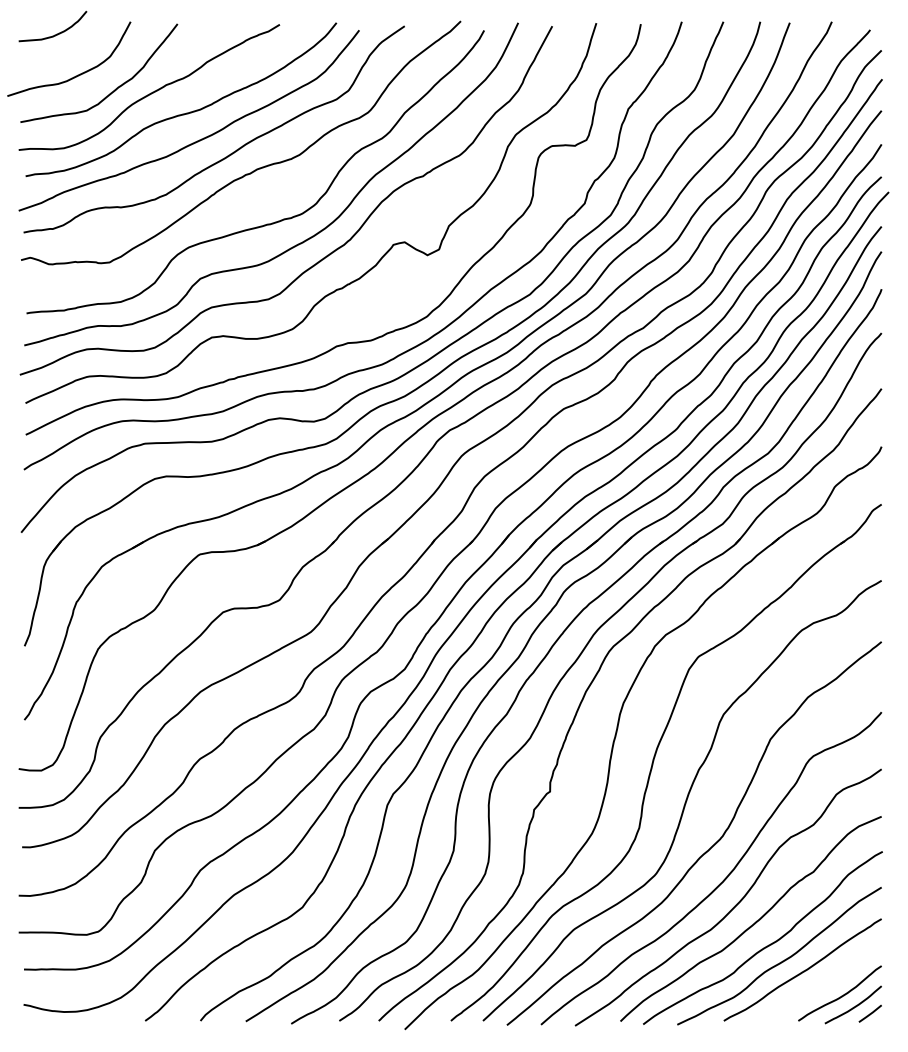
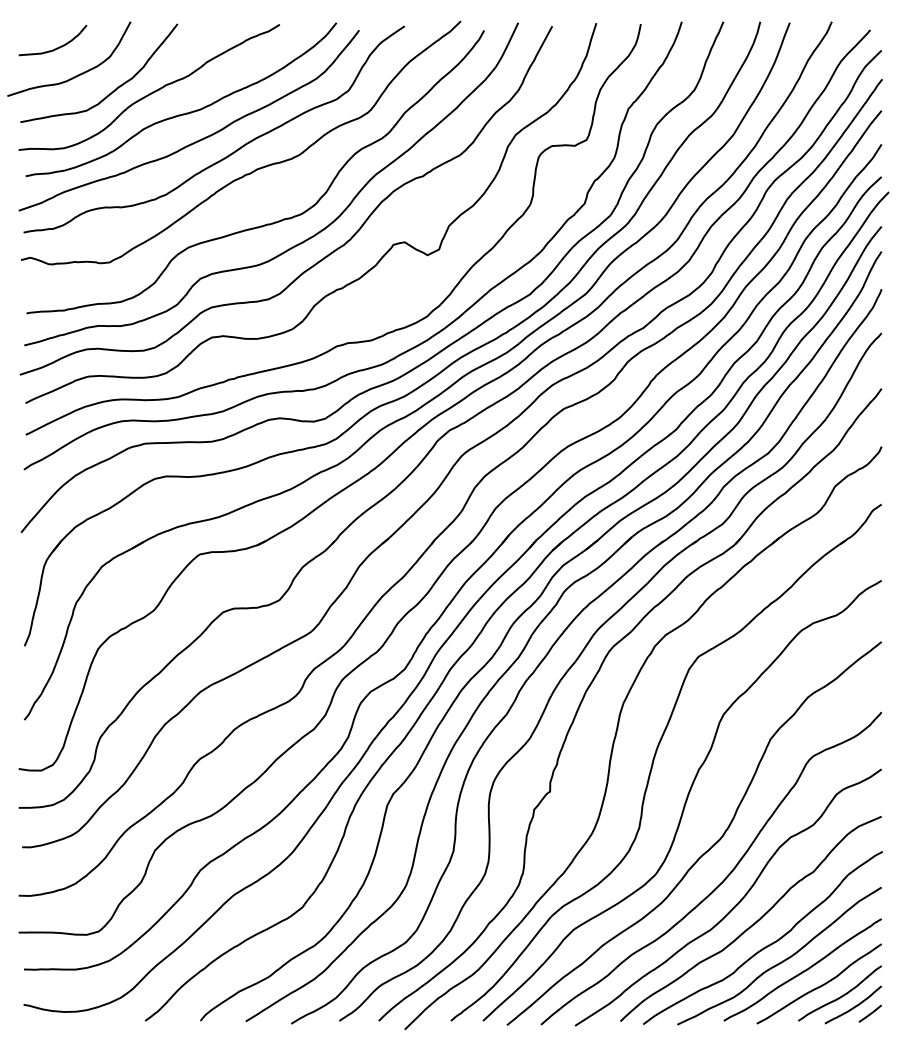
curve position: (56, 33) -> (56, 47) (56, 47)
curve: none -> present (820, 985)
